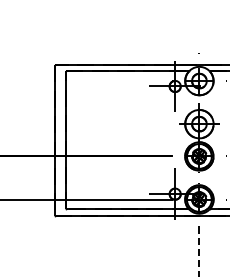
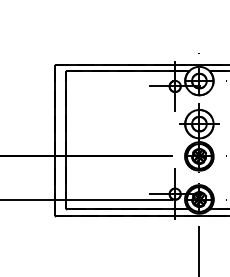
line: dashed -> solid (199, 252)
